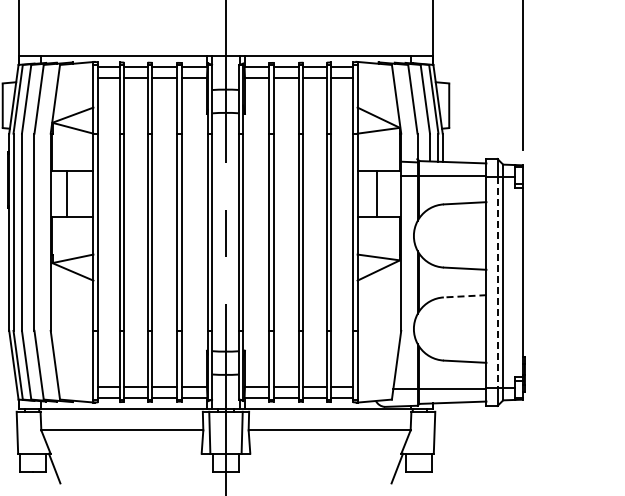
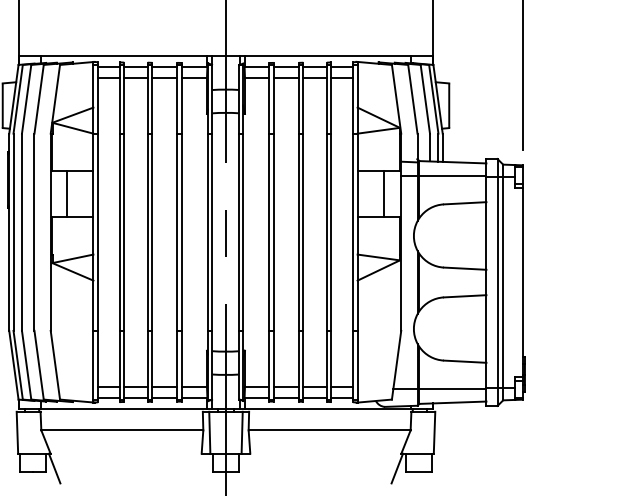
line position: (376, 193) -> (383, 193) (383, 193)
line: dashed -> solid (497, 282)
line: dashed -> solid (464, 296)
